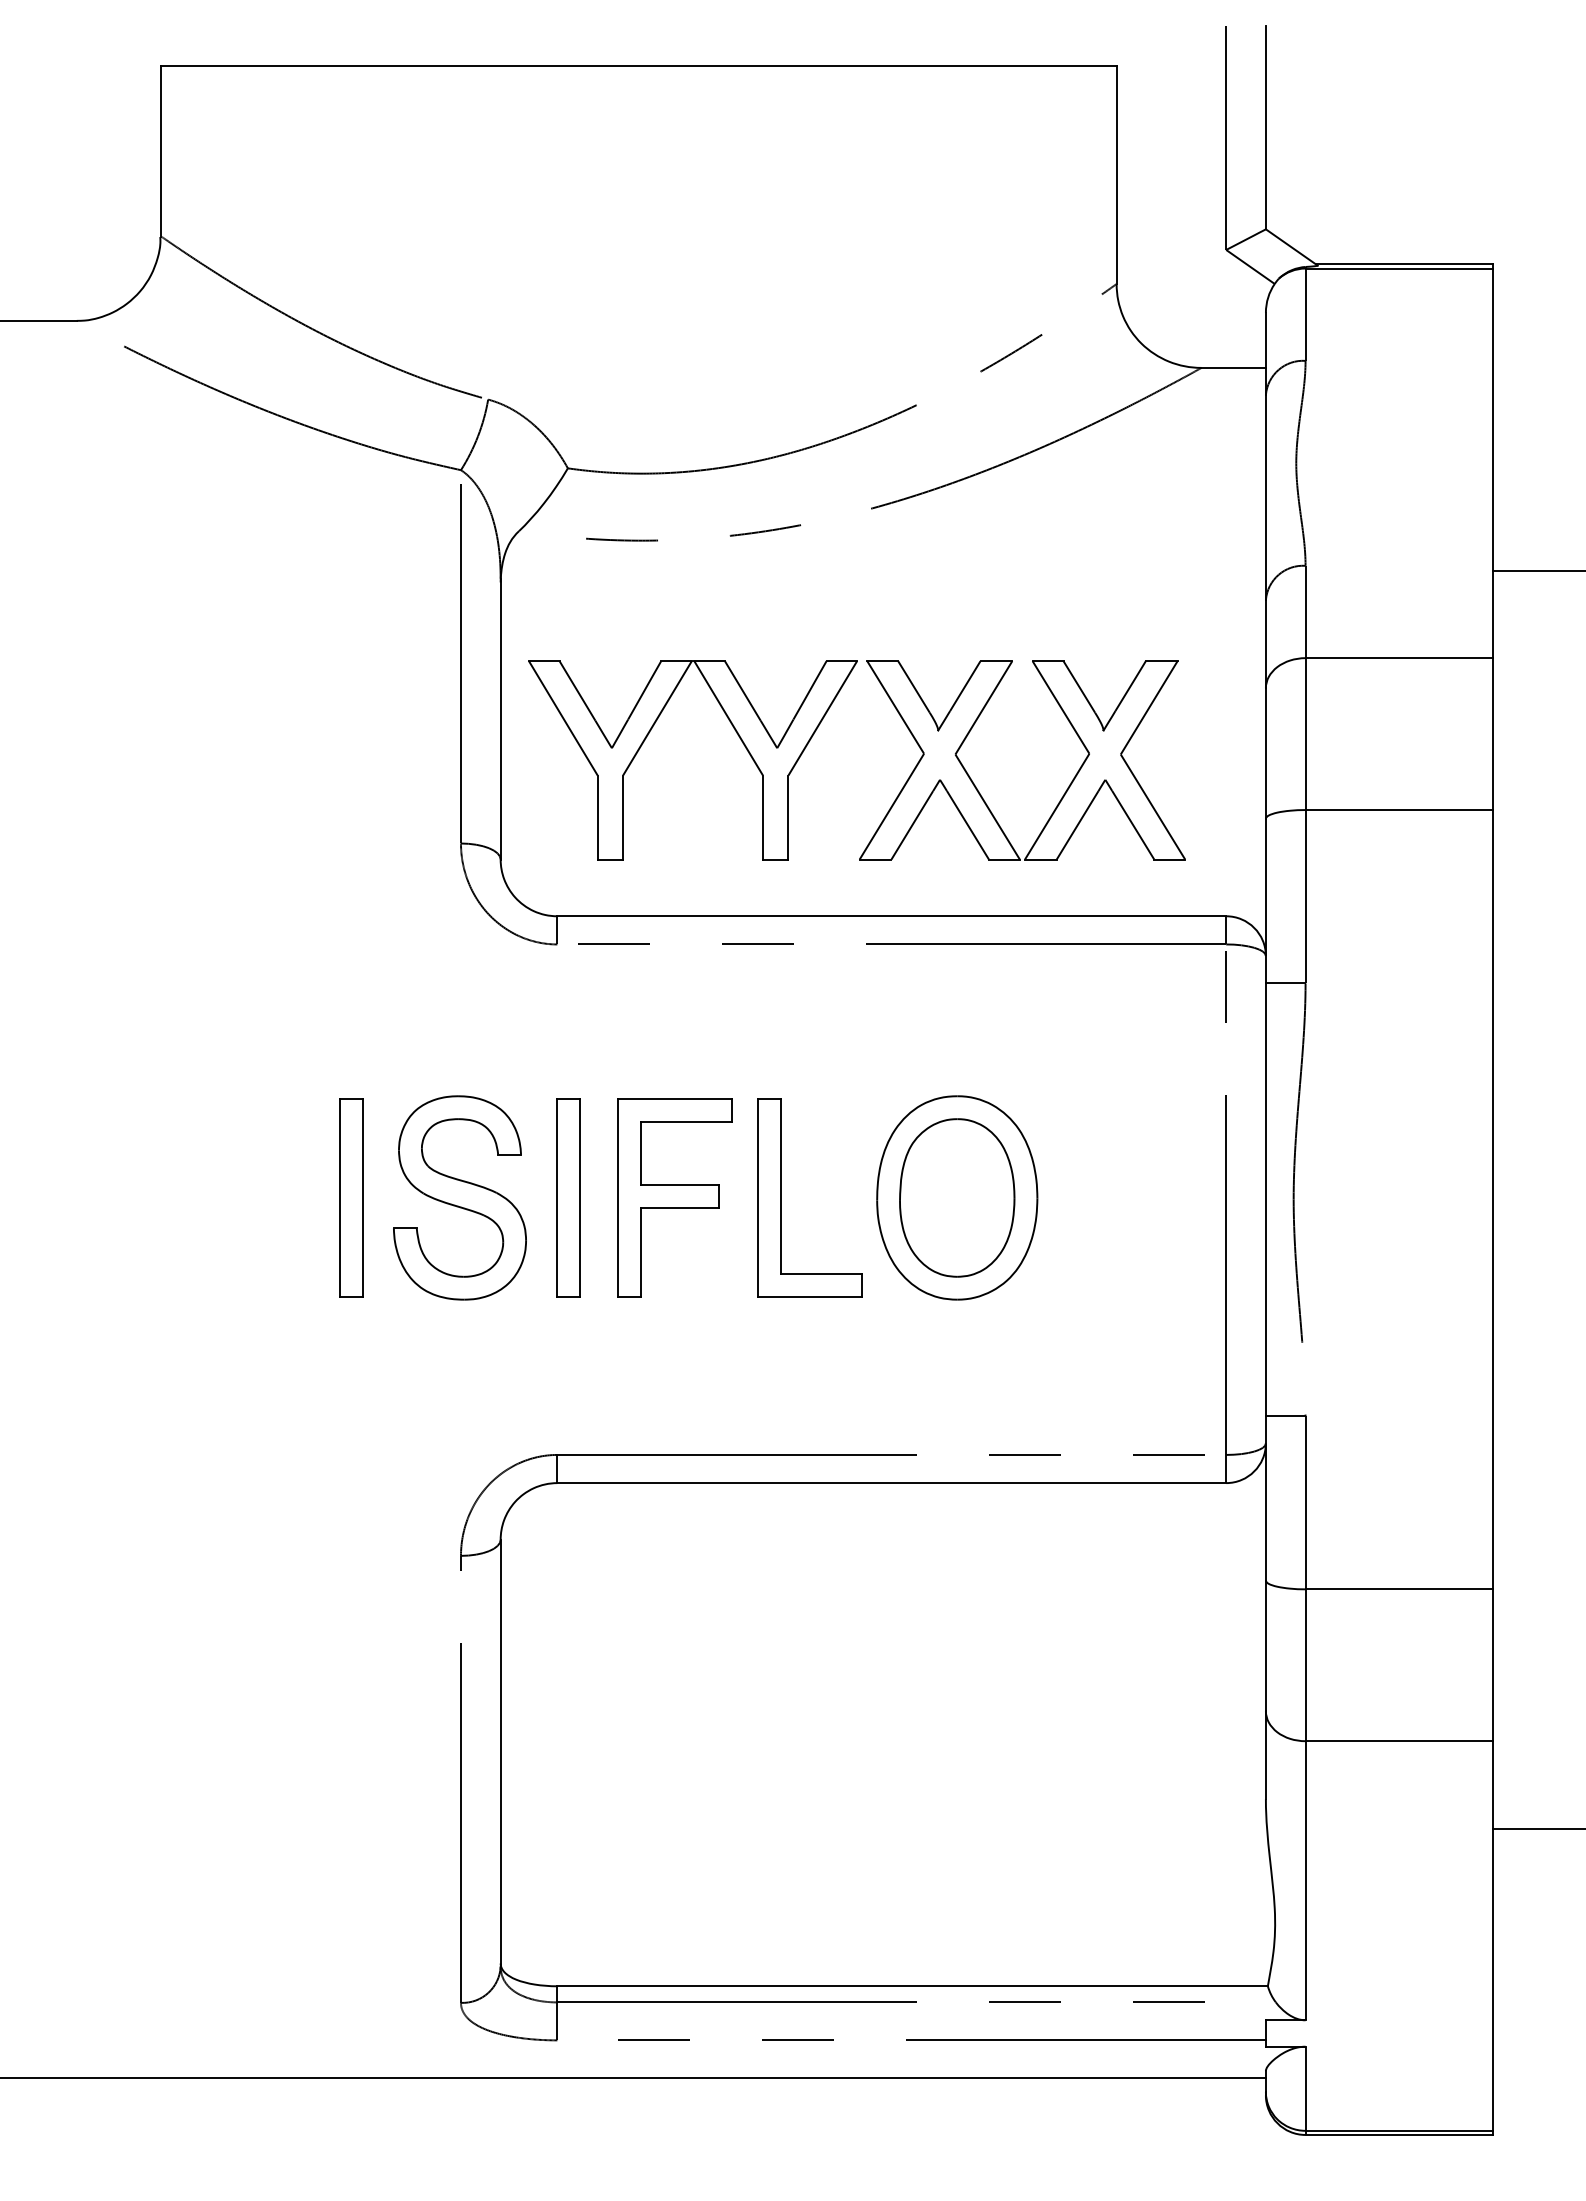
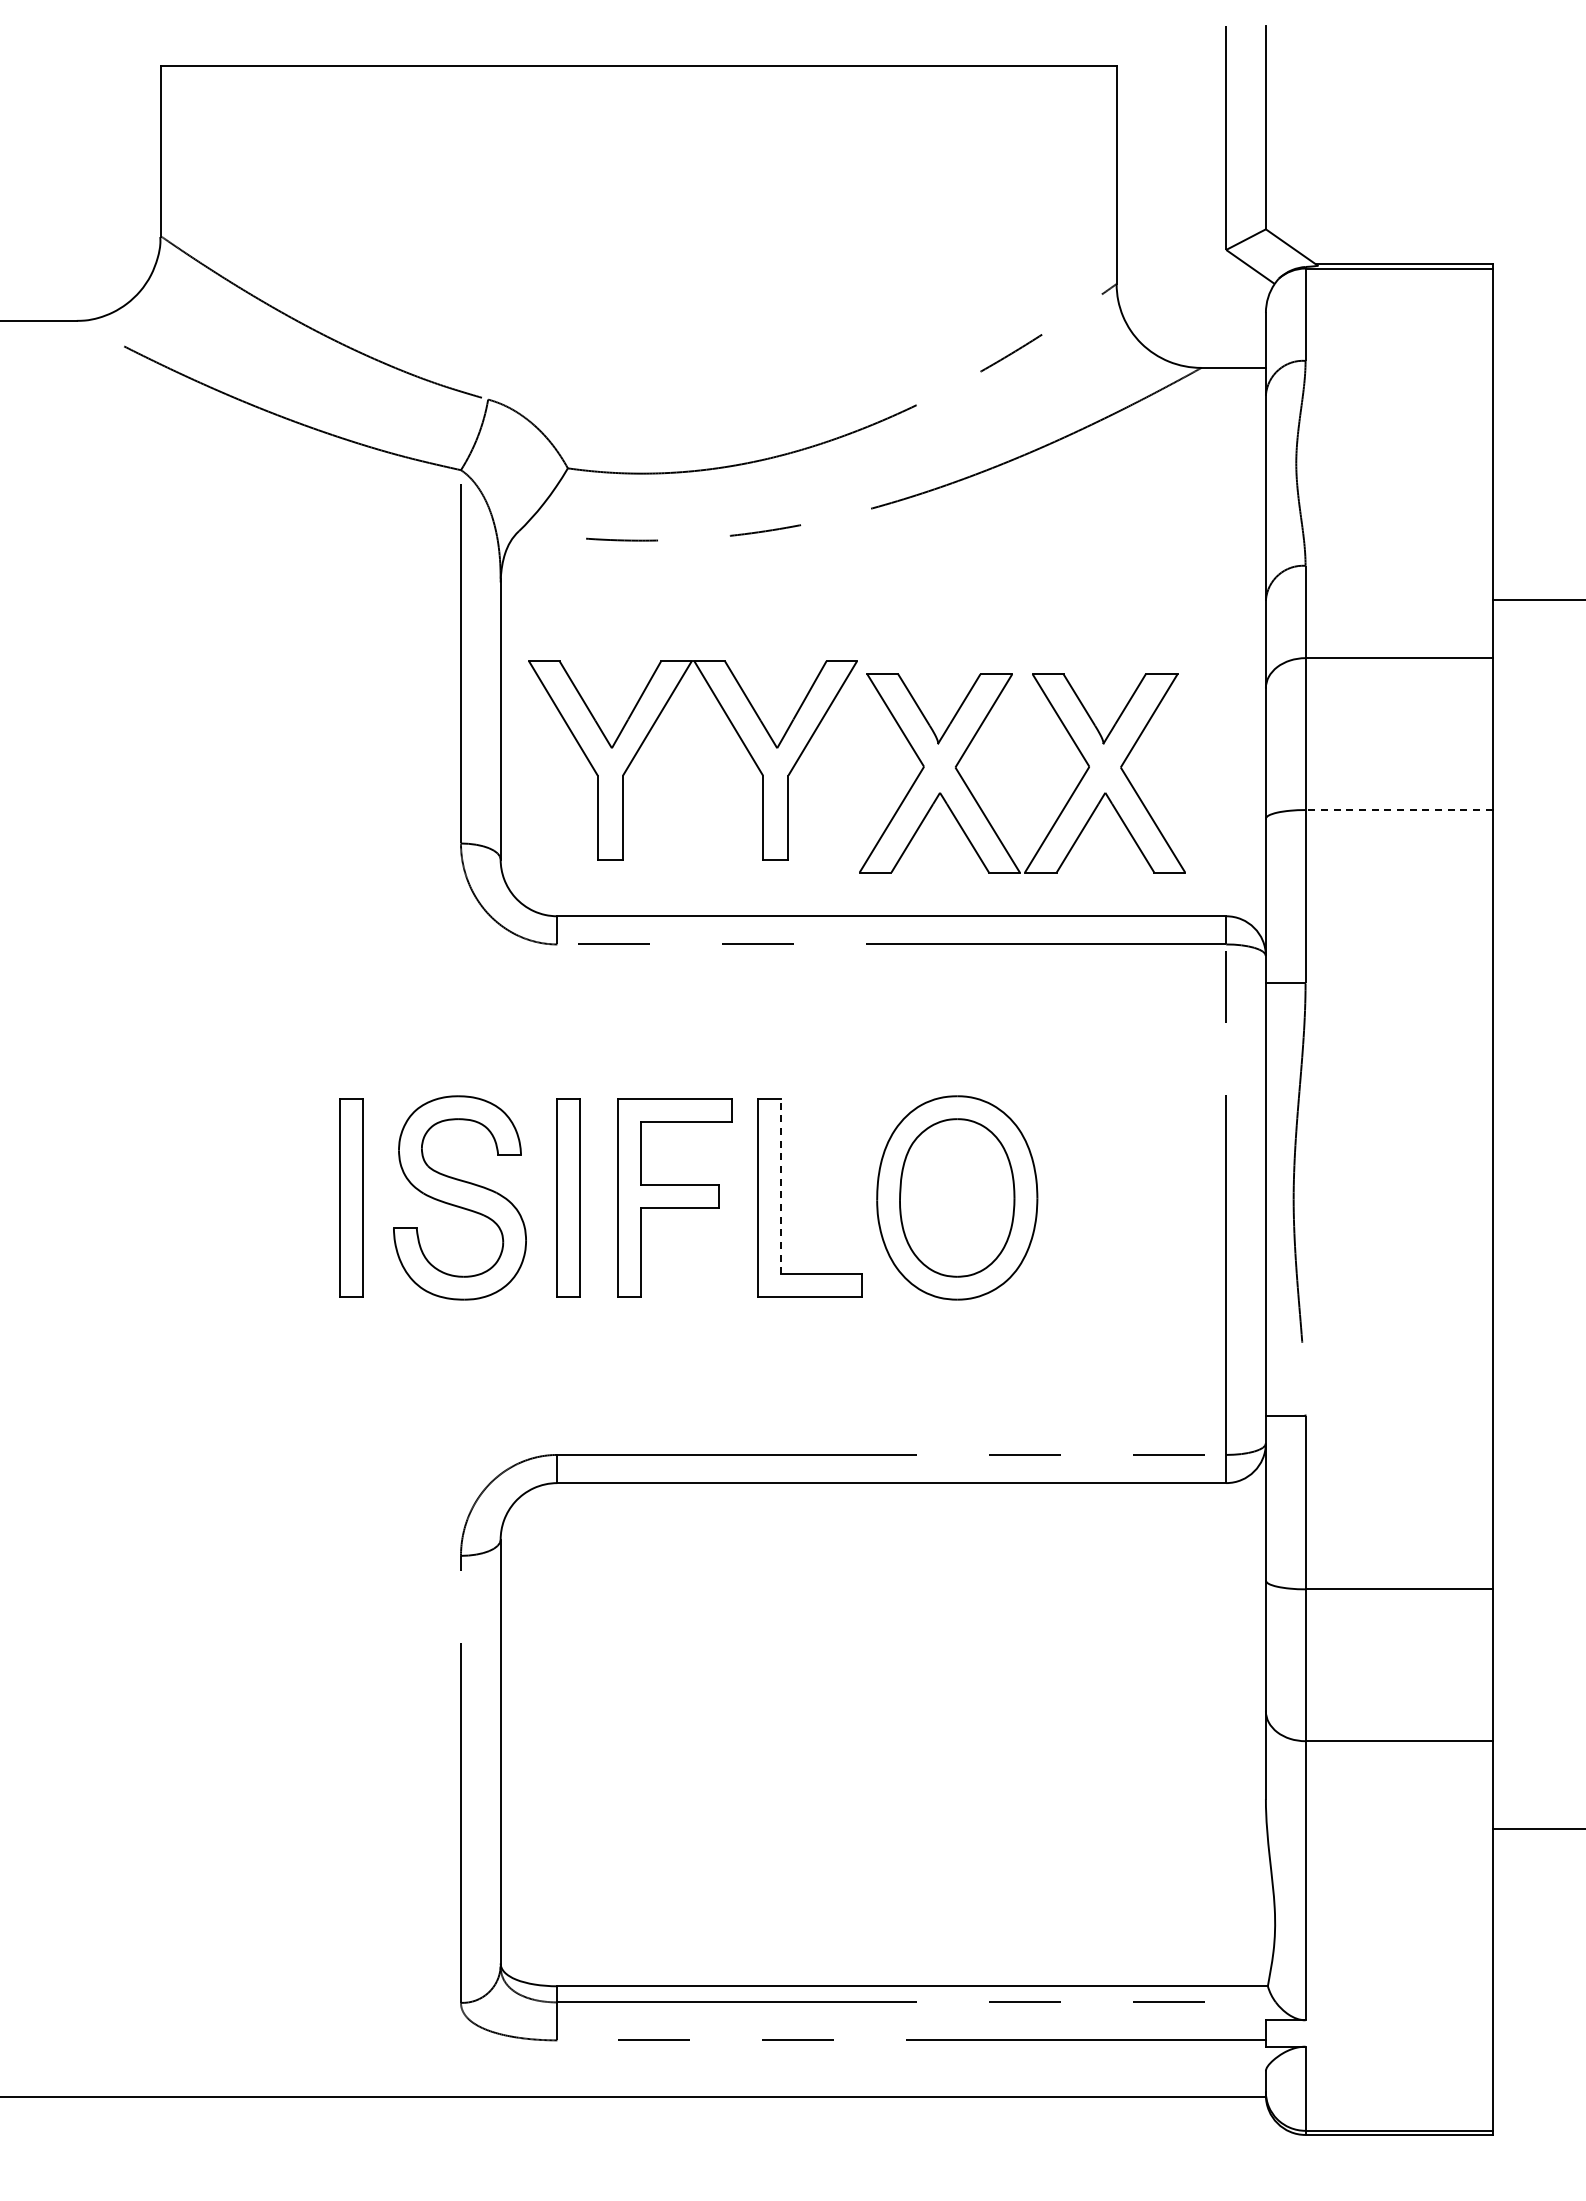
line position: (1537, 570) -> (1537, 599) (1537, 599)
part position: (1067, 787) -> (1067, 800) (1067, 800)
line: solid -> dashed (1399, 810)
line: solid -> dashed (780, 1186)
line position: (633, 2078) -> (633, 2097) (633, 2097)
